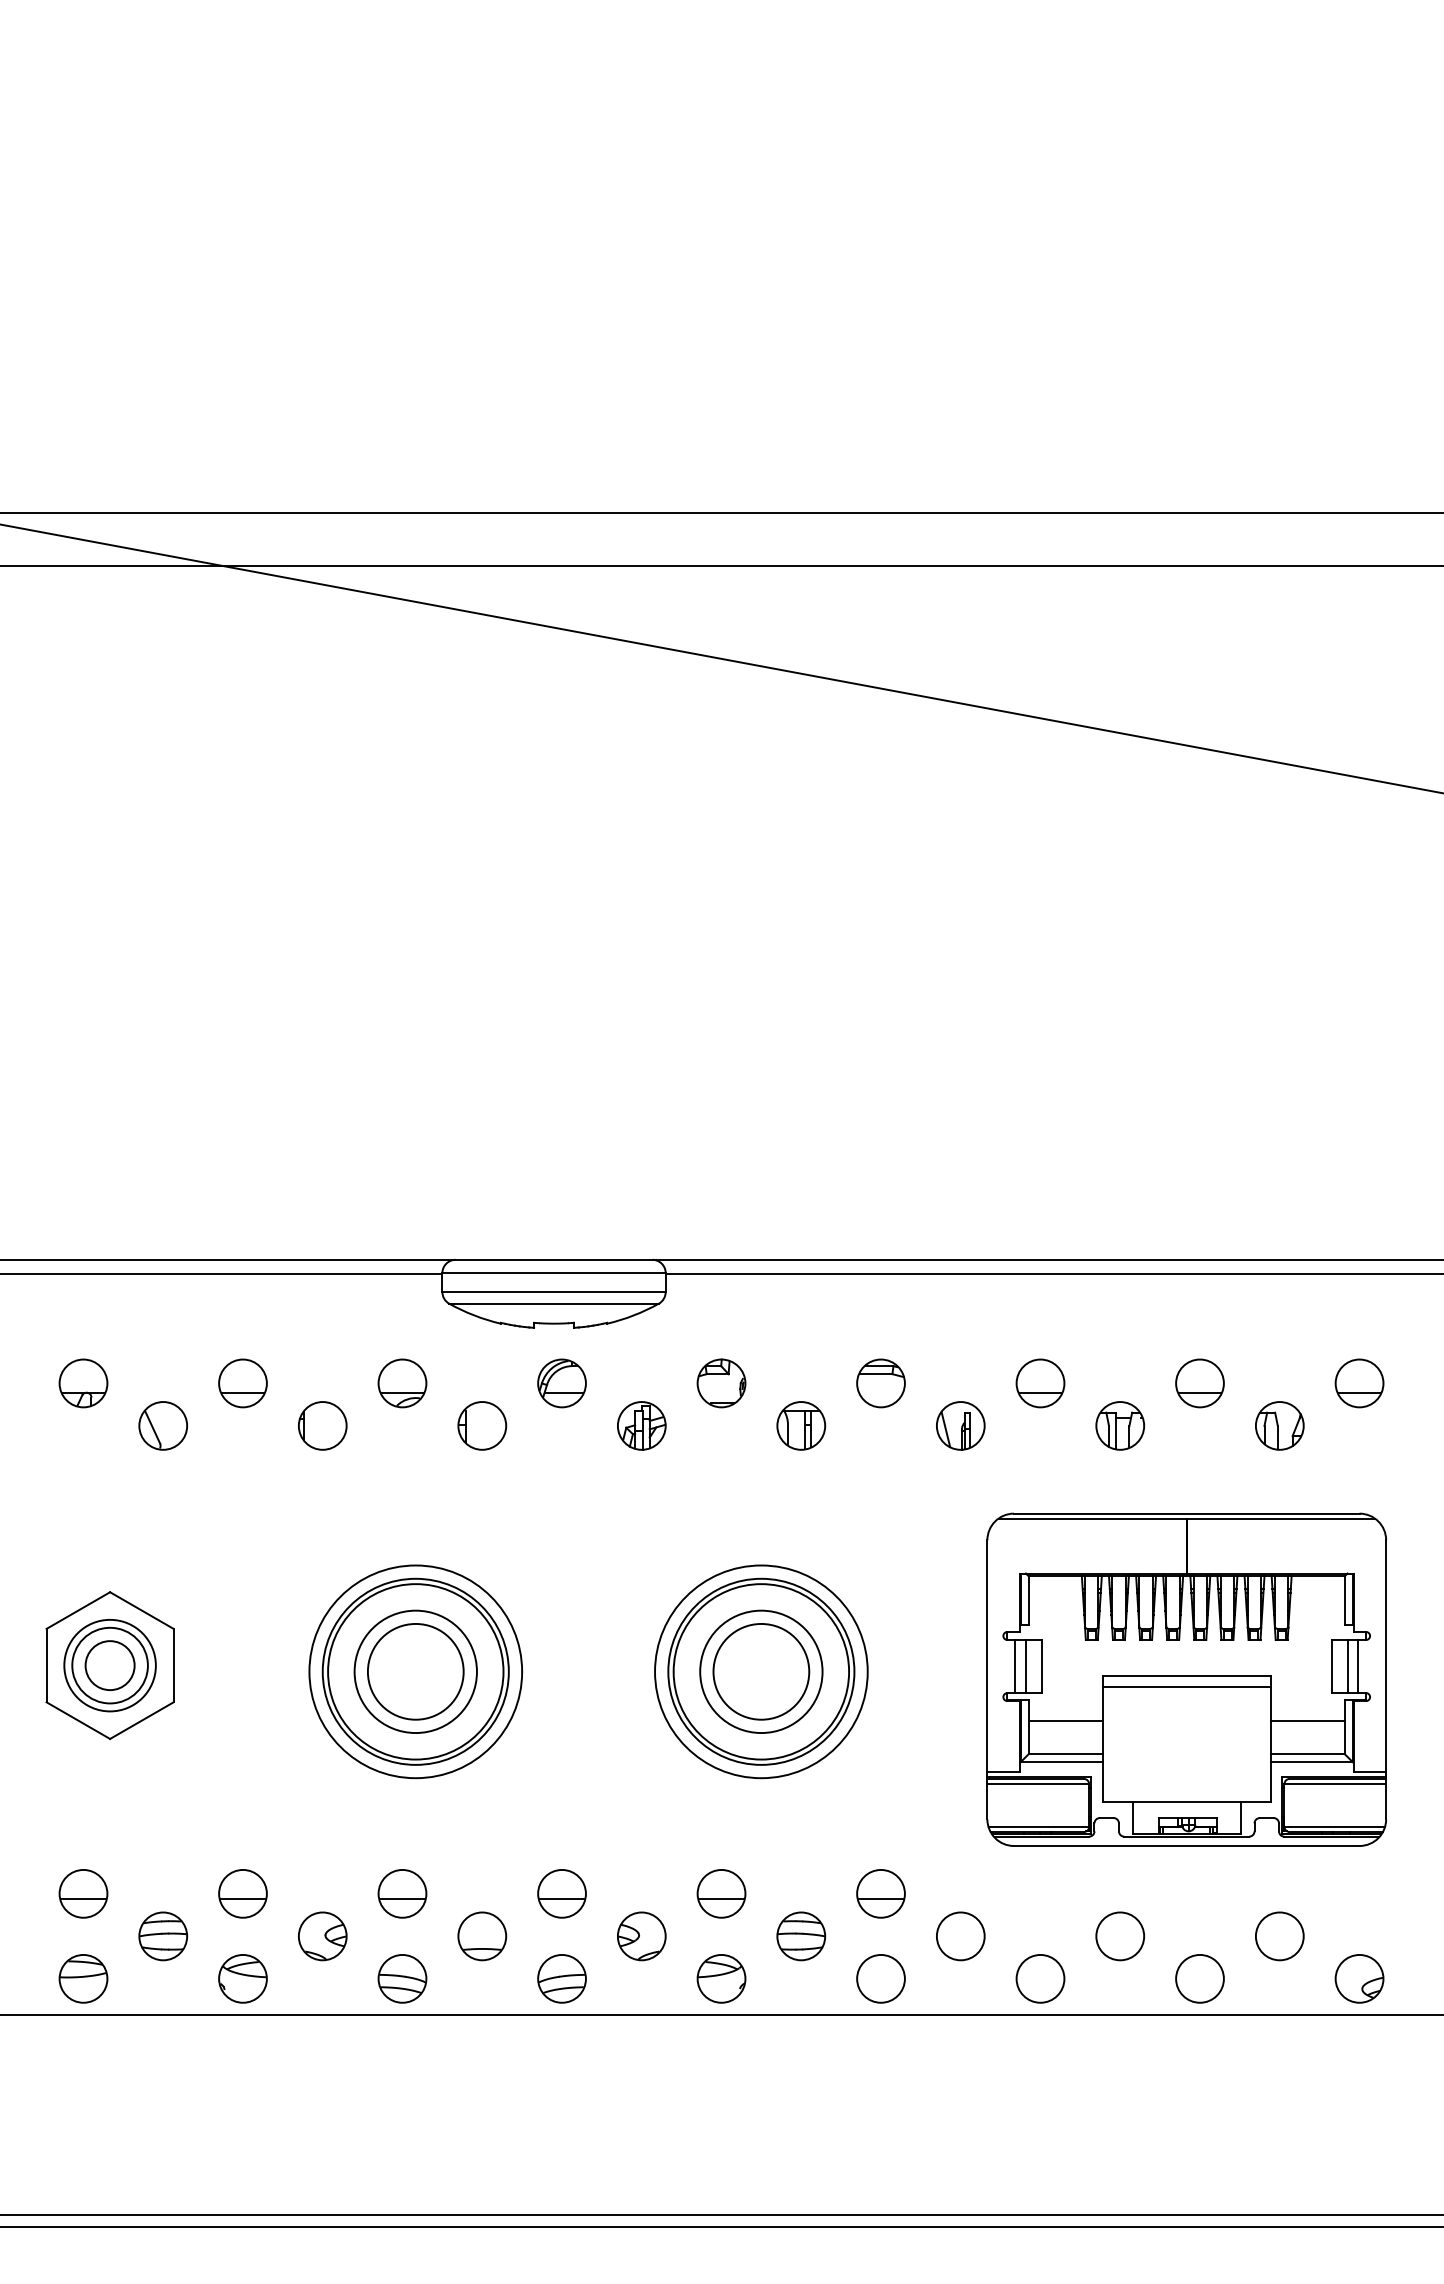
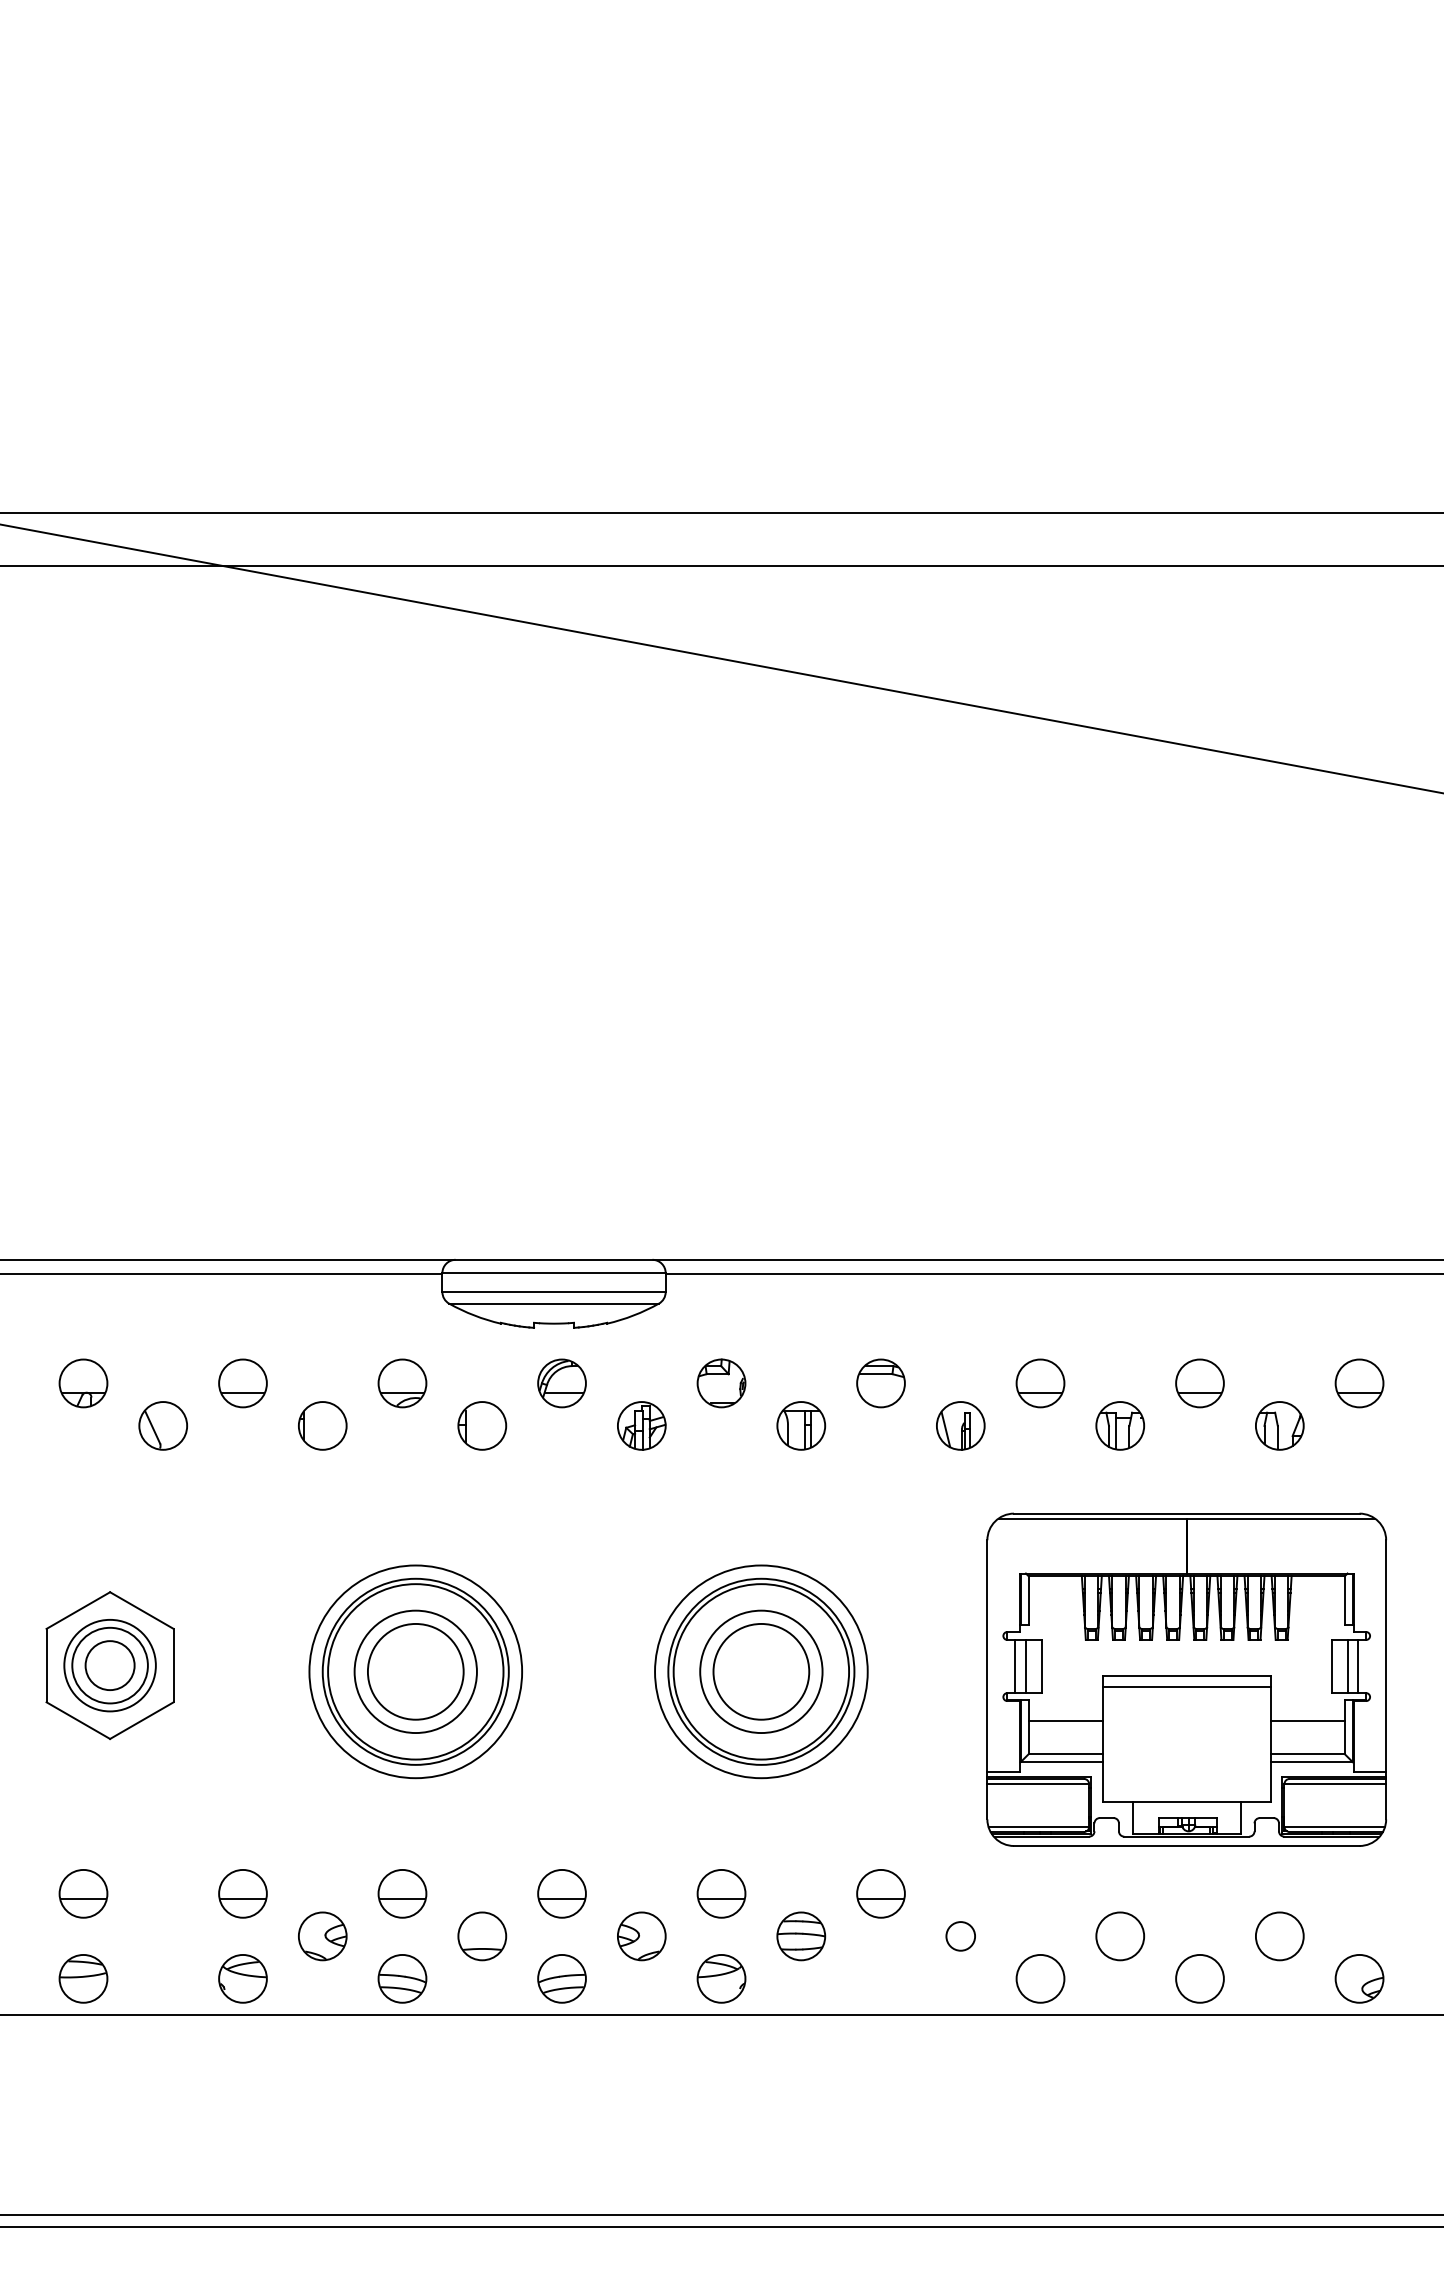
part: present -> none (162, 1936)
circle diameter: 48 px -> 29 px (960, 1936)
circle: present -> none (880, 1978)
